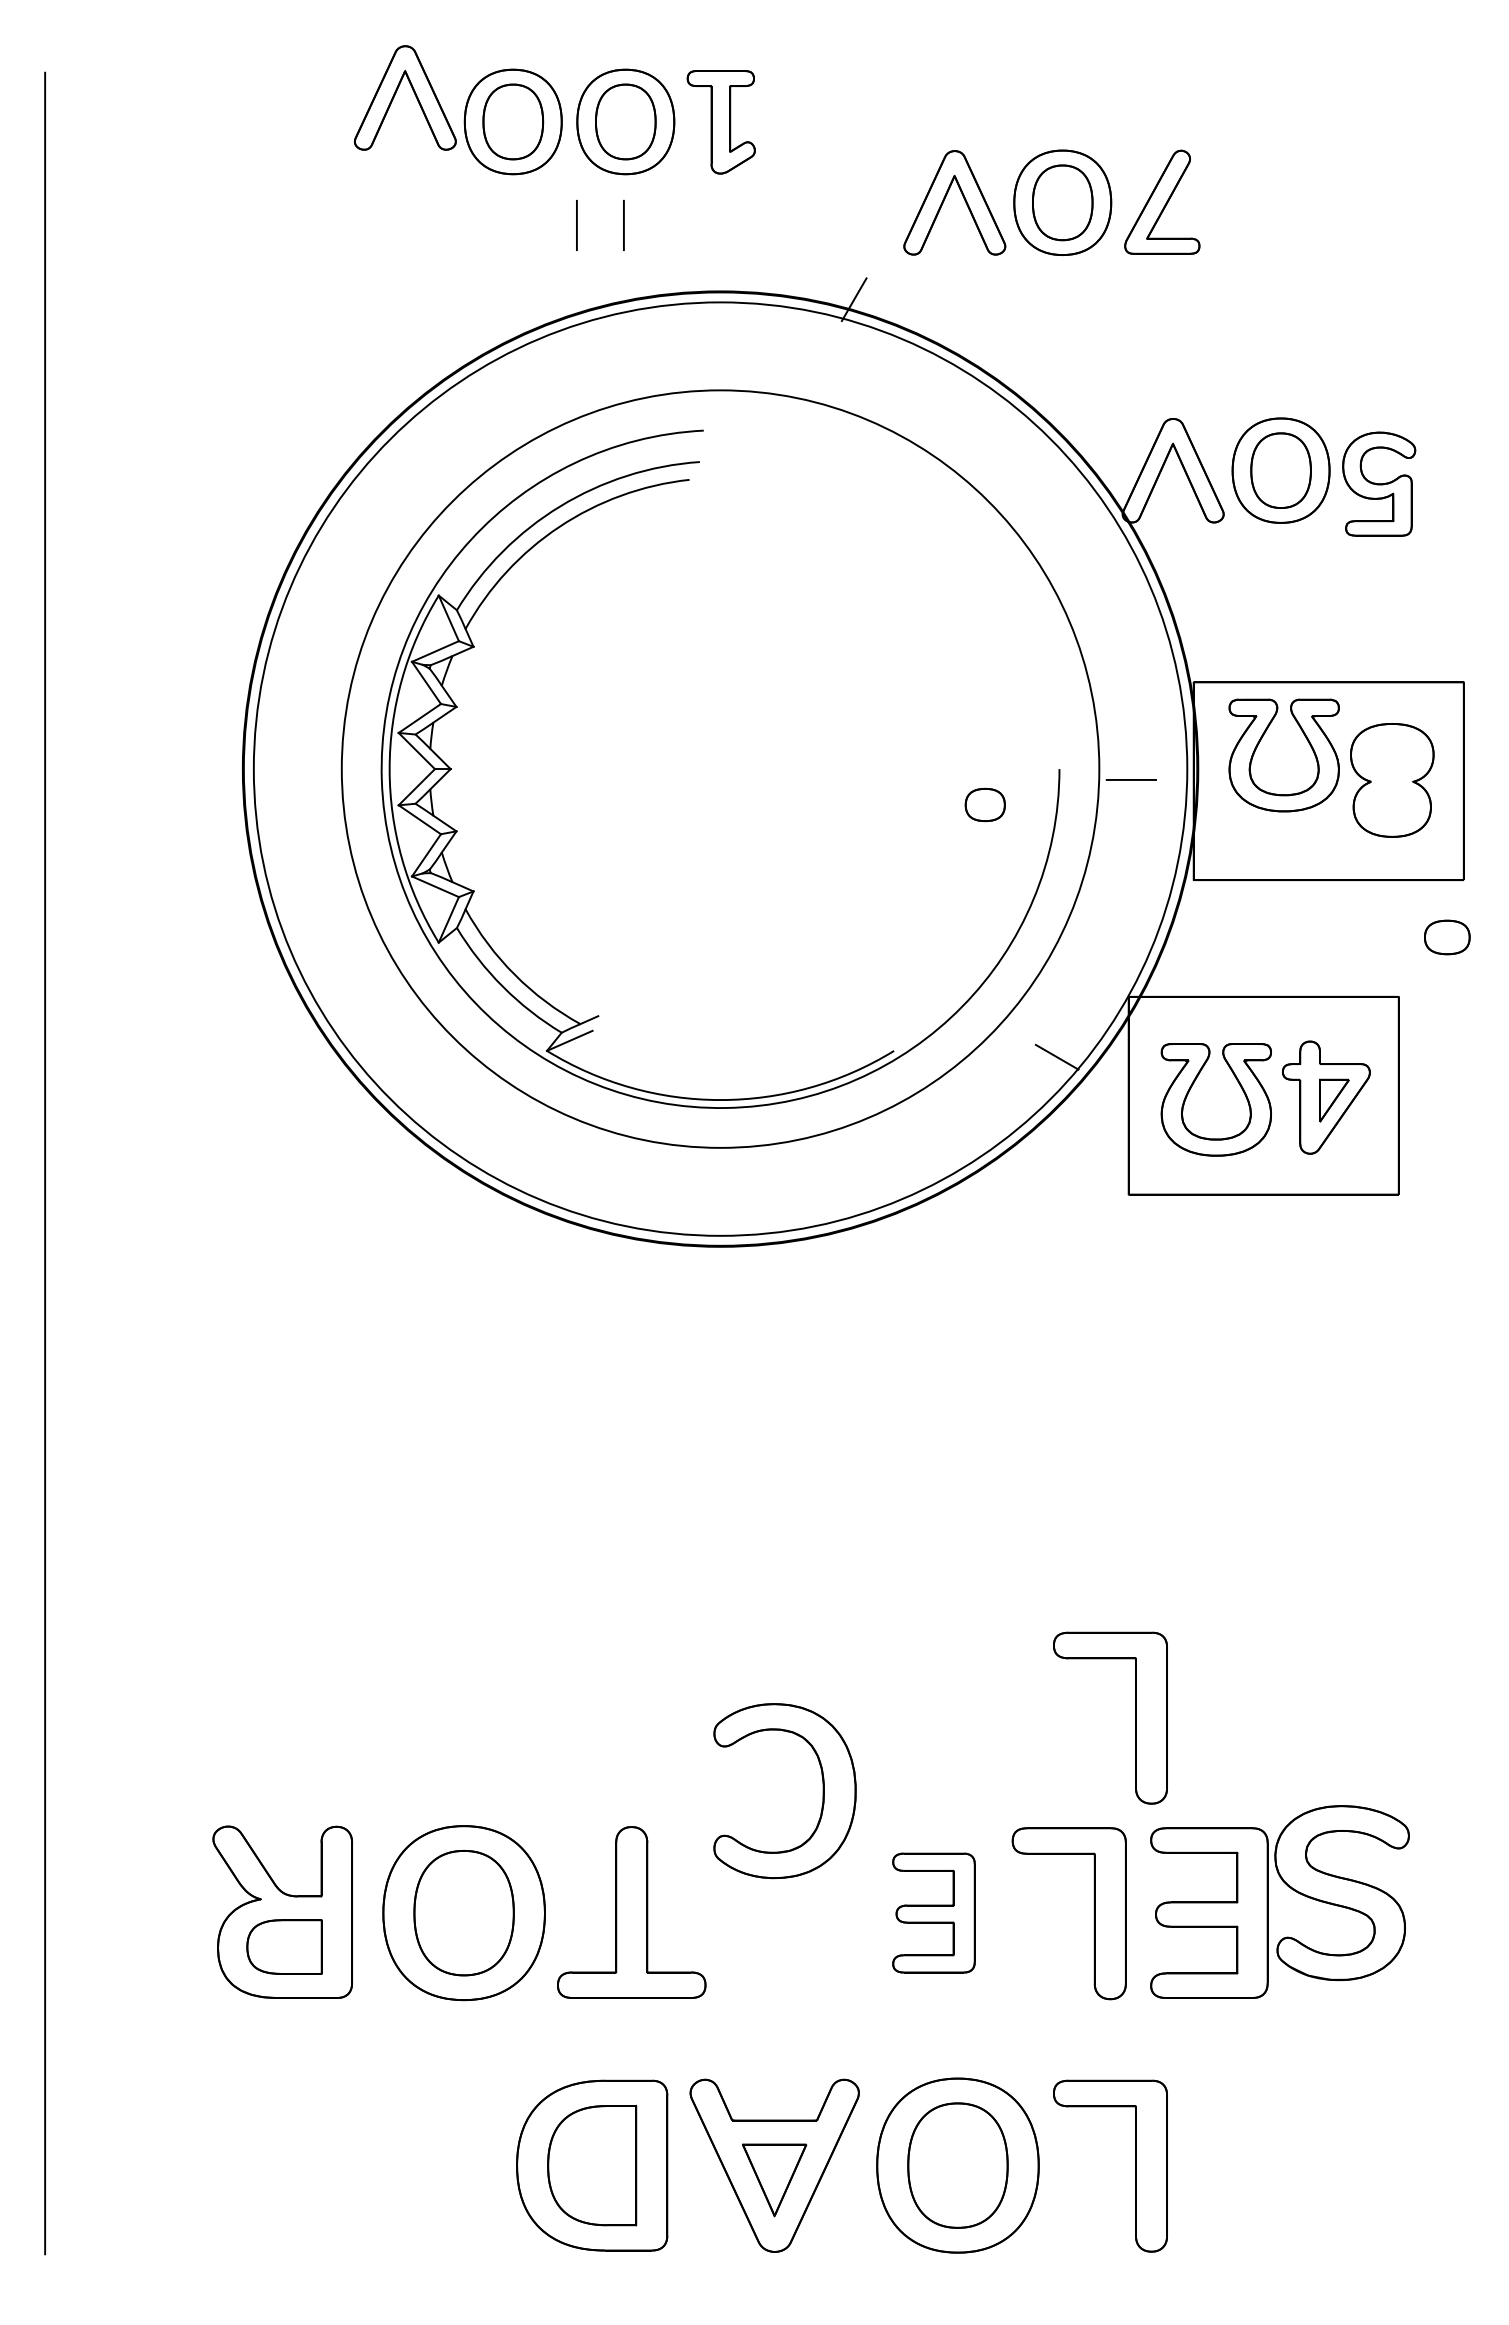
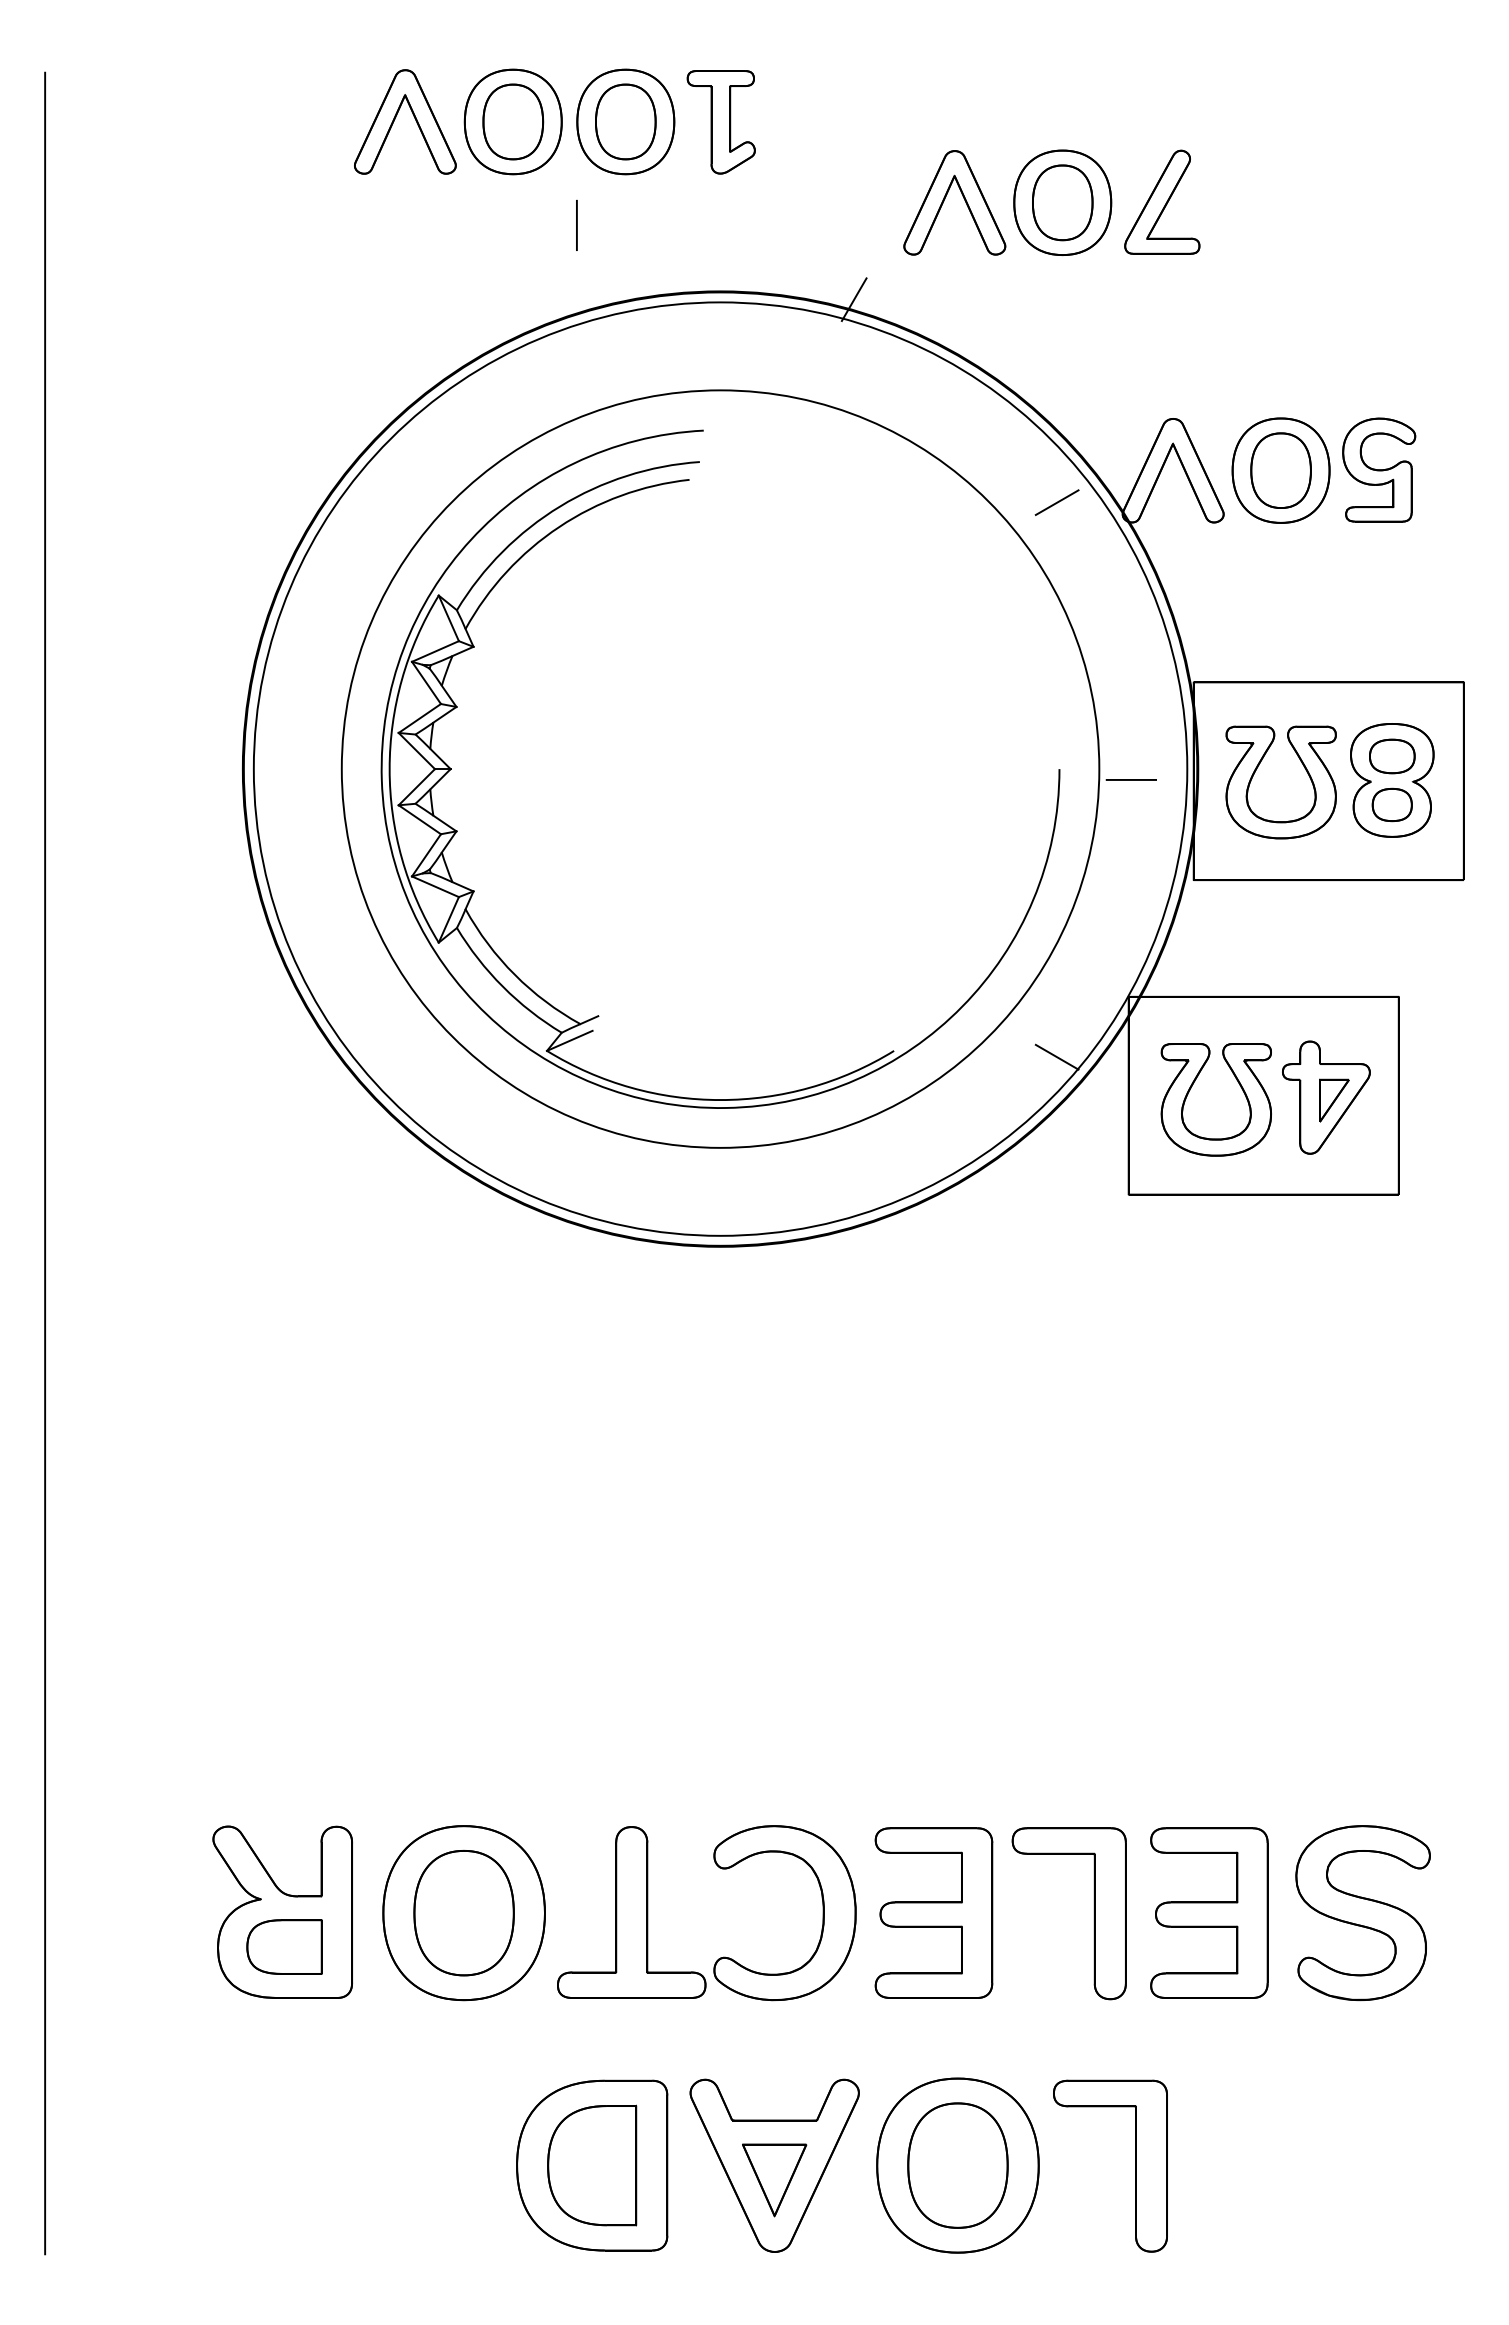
part position: (413, 92) -> (413, 116) (413, 116)
line: present -> none (623, 225)
part position: (1379, 483) -> (1379, 469) (1379, 469)
line: none -> present (1056, 502)
part position: (1261, 740) -> (1258, 767) (1258, 767)
part position: (984, 804) -> (1391, 804) (1391, 804)
part position: (1447, 937) -> (1392, 756) (1392, 756)
part: present -> none (1135, 1717)
part position: (822, 1791) -> (822, 1913) (822, 1913)
part position: (1341, 1893) -> (1362, 1913) (1362, 1913)
part size: 84x122 px -> 120x172 px (933, 1912)
